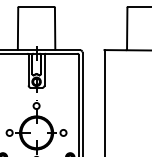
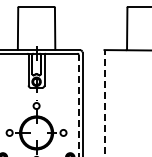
line: solid -> dashed (104, 102)
line: solid -> dashed (78, 105)
